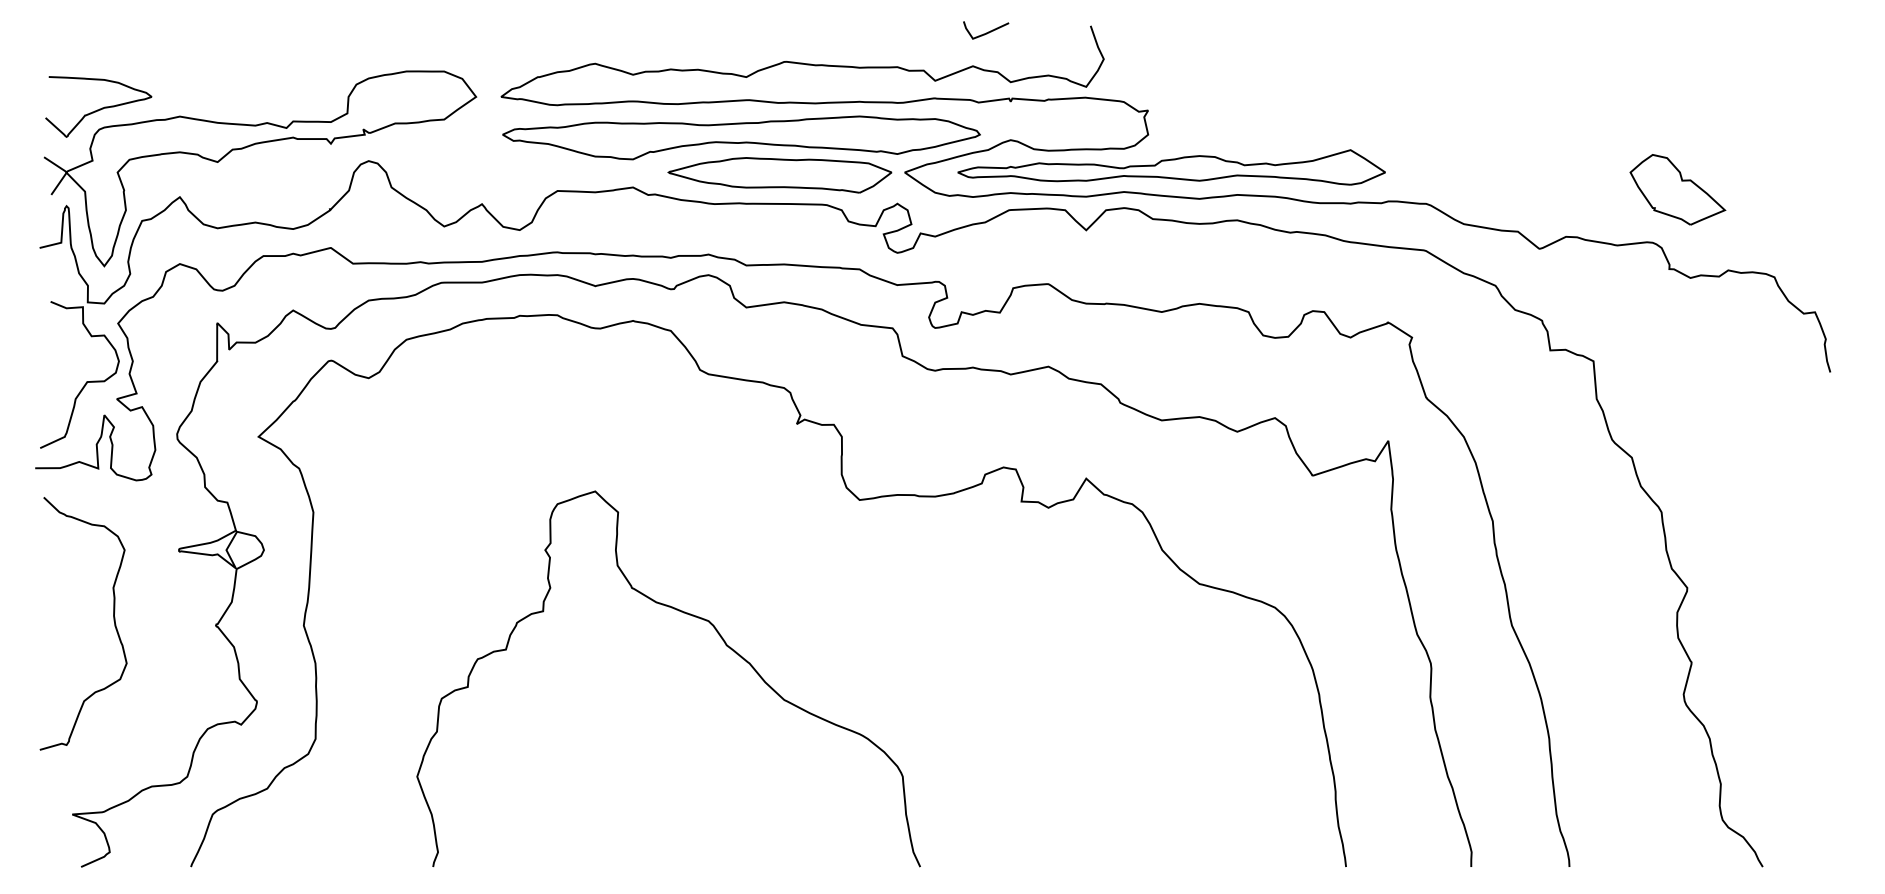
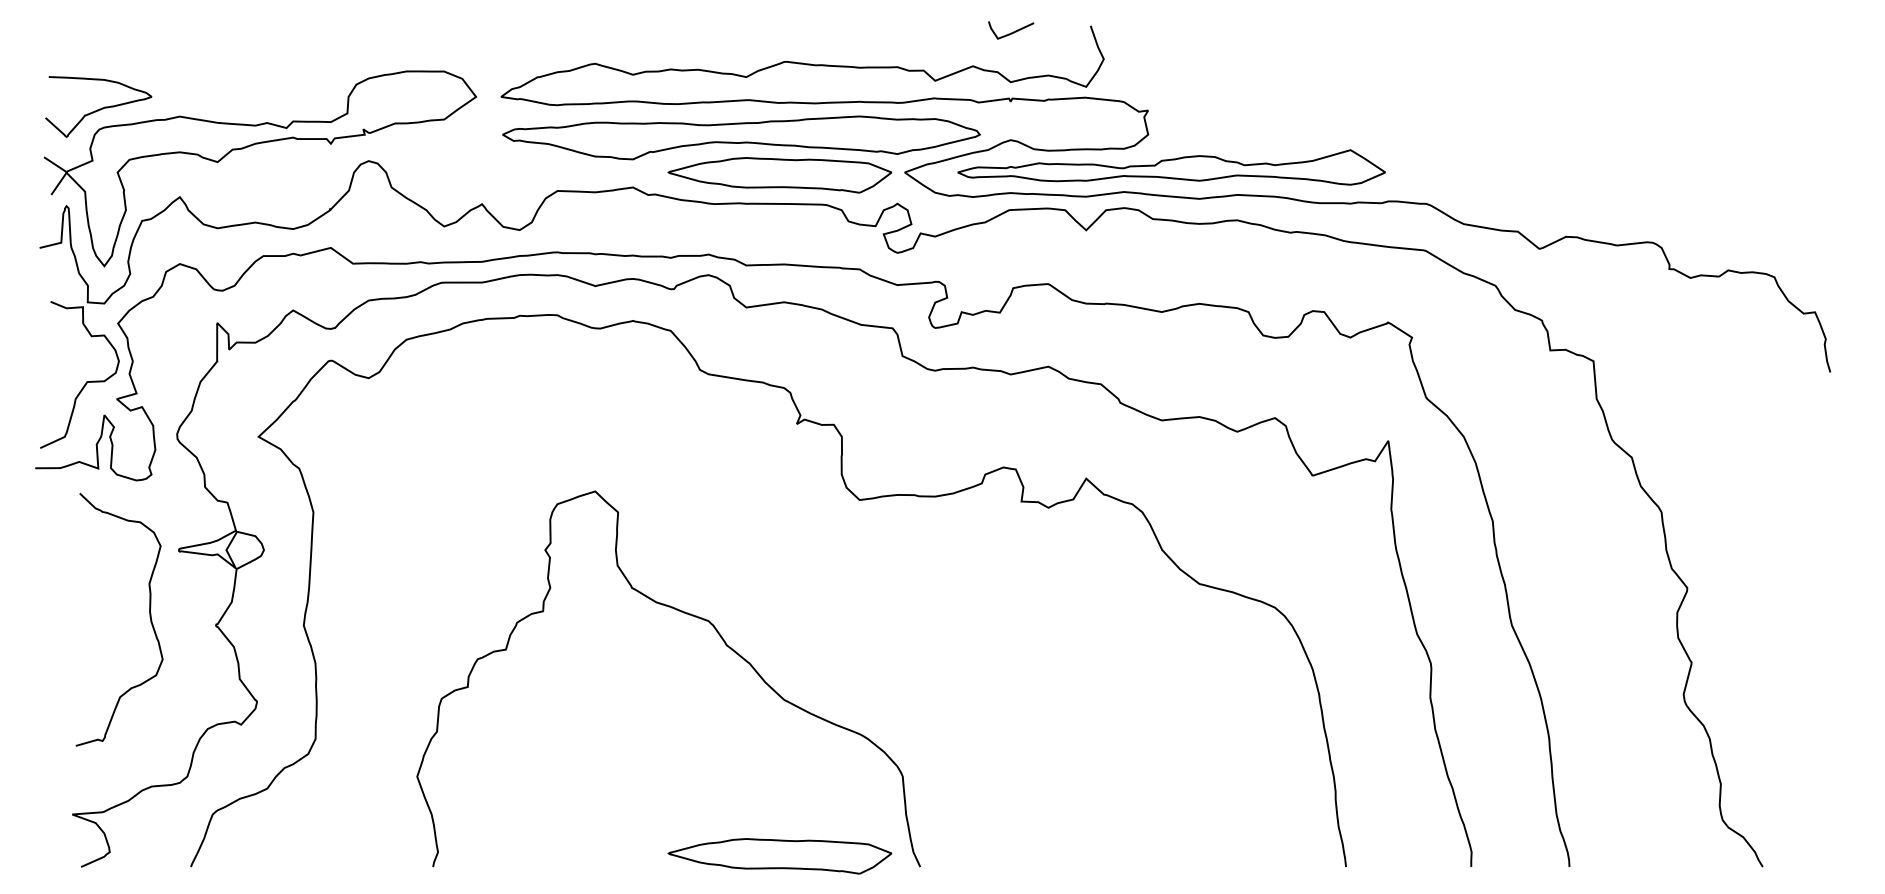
line position: (986, 32) -> (1011, 32) (1011, 32)
part: present -> none (1677, 189)
curve position: (113, 621) -> (149, 617) (149, 617)
part: none -> present (779, 856)
